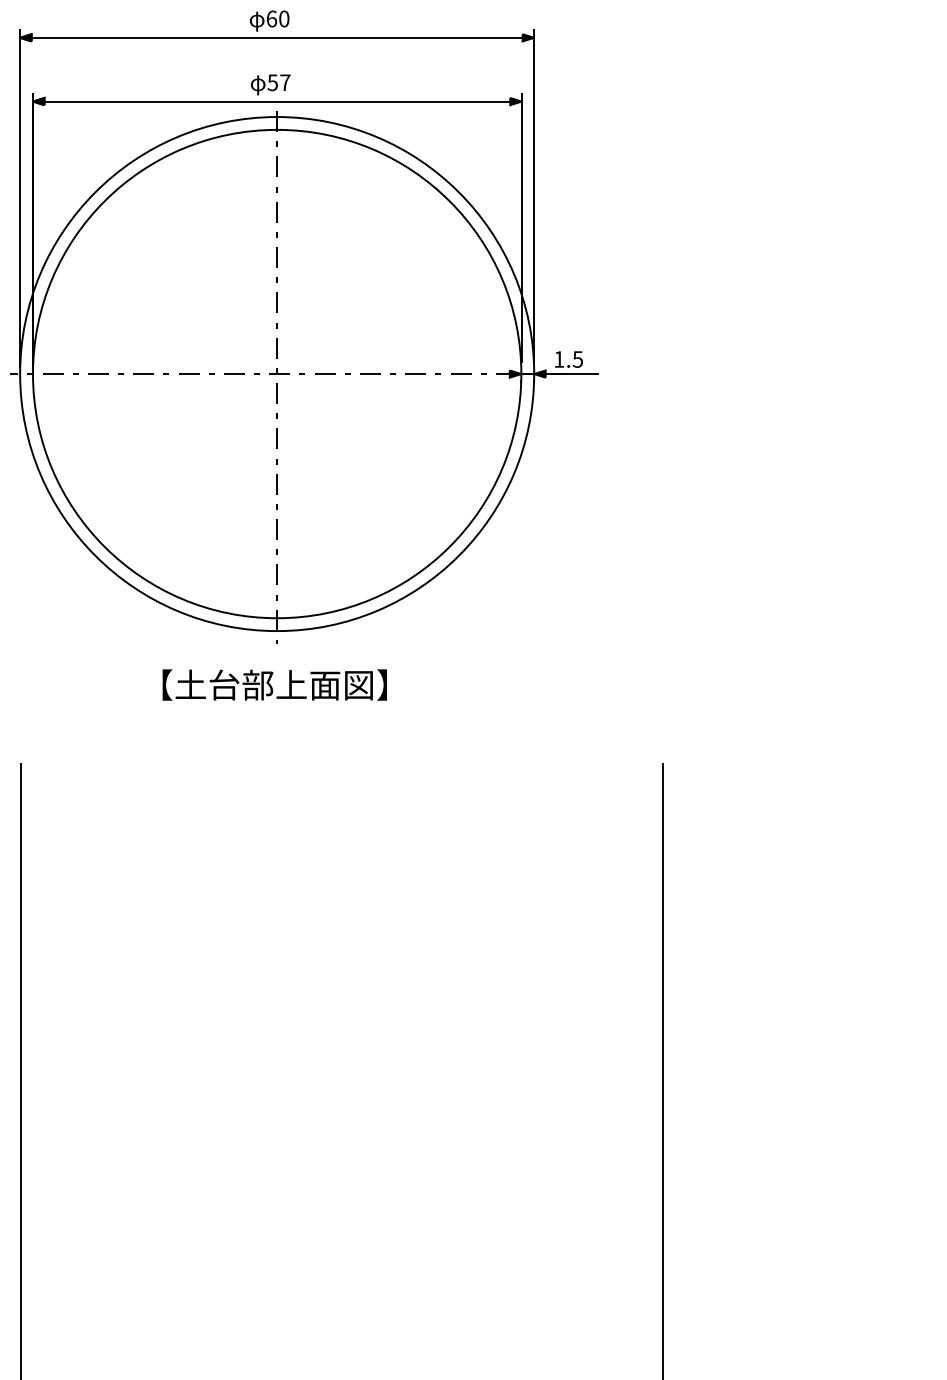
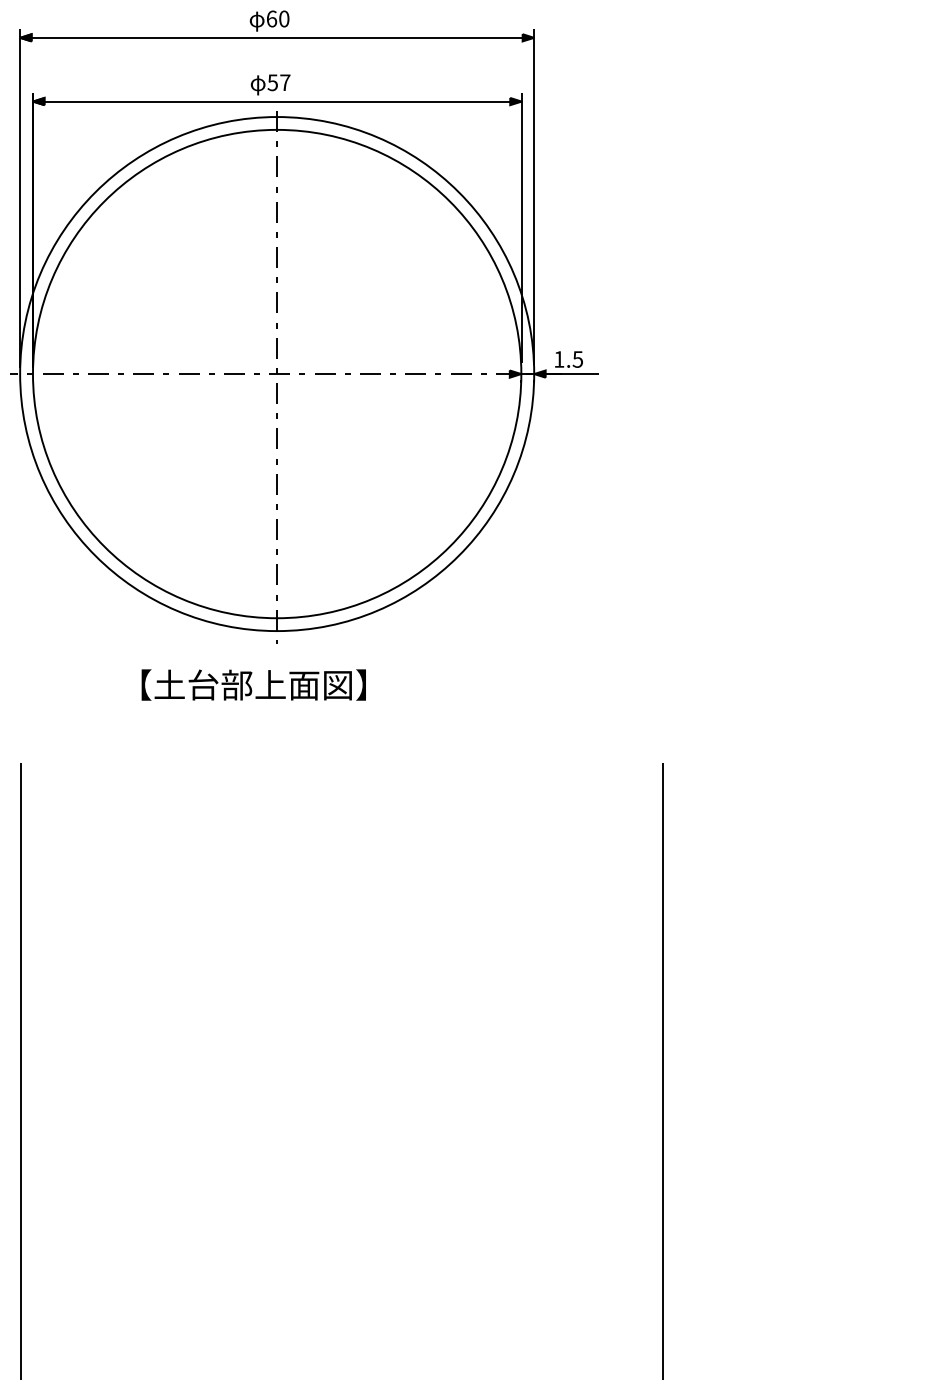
text position: (274, 684) -> (253, 684) (253, 684)
